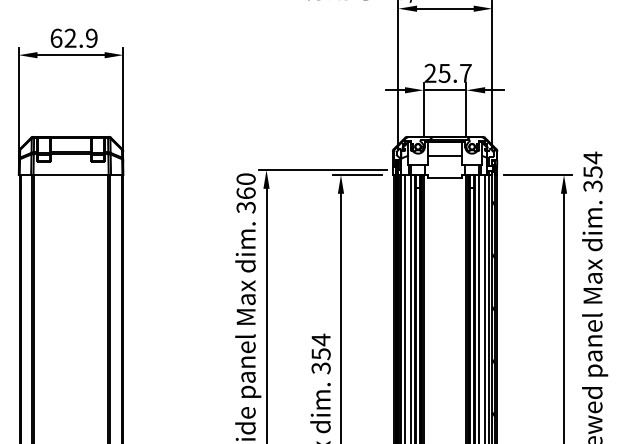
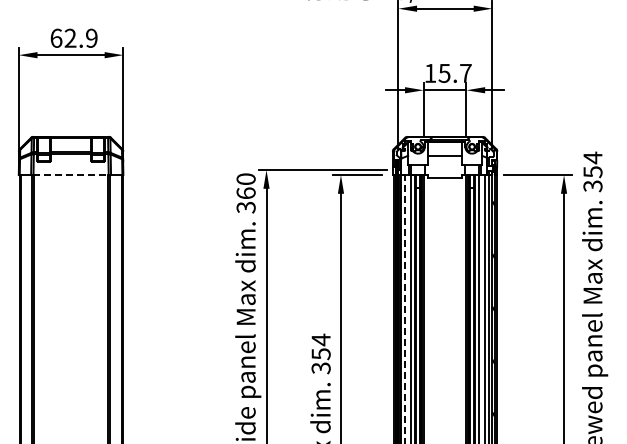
text: 25.7 -> 15.7 (430, 72)
line: solid -> dashed (71, 175)
line: solid -> dashed (405, 308)
